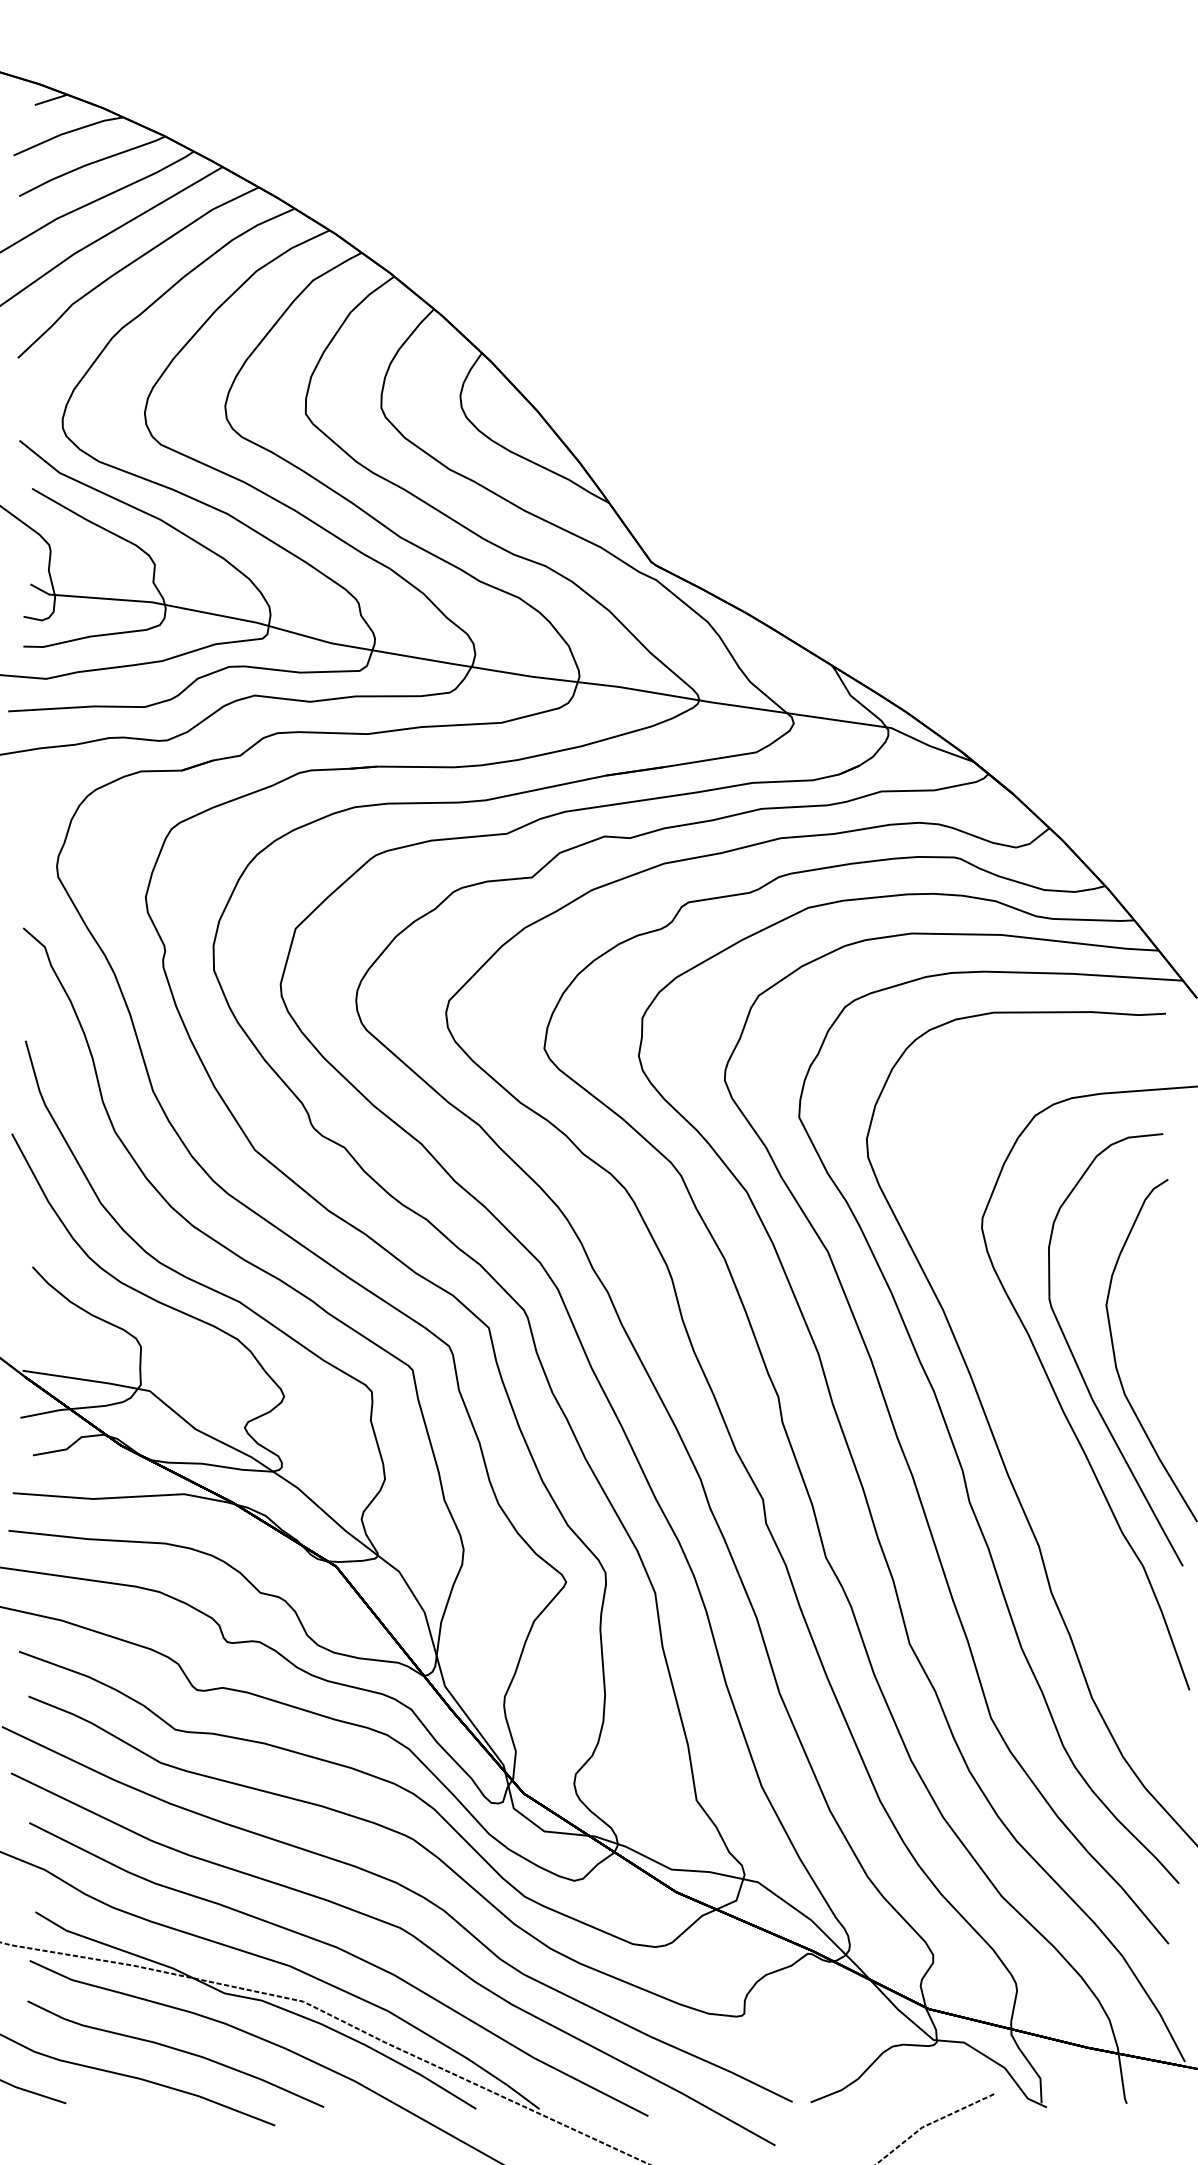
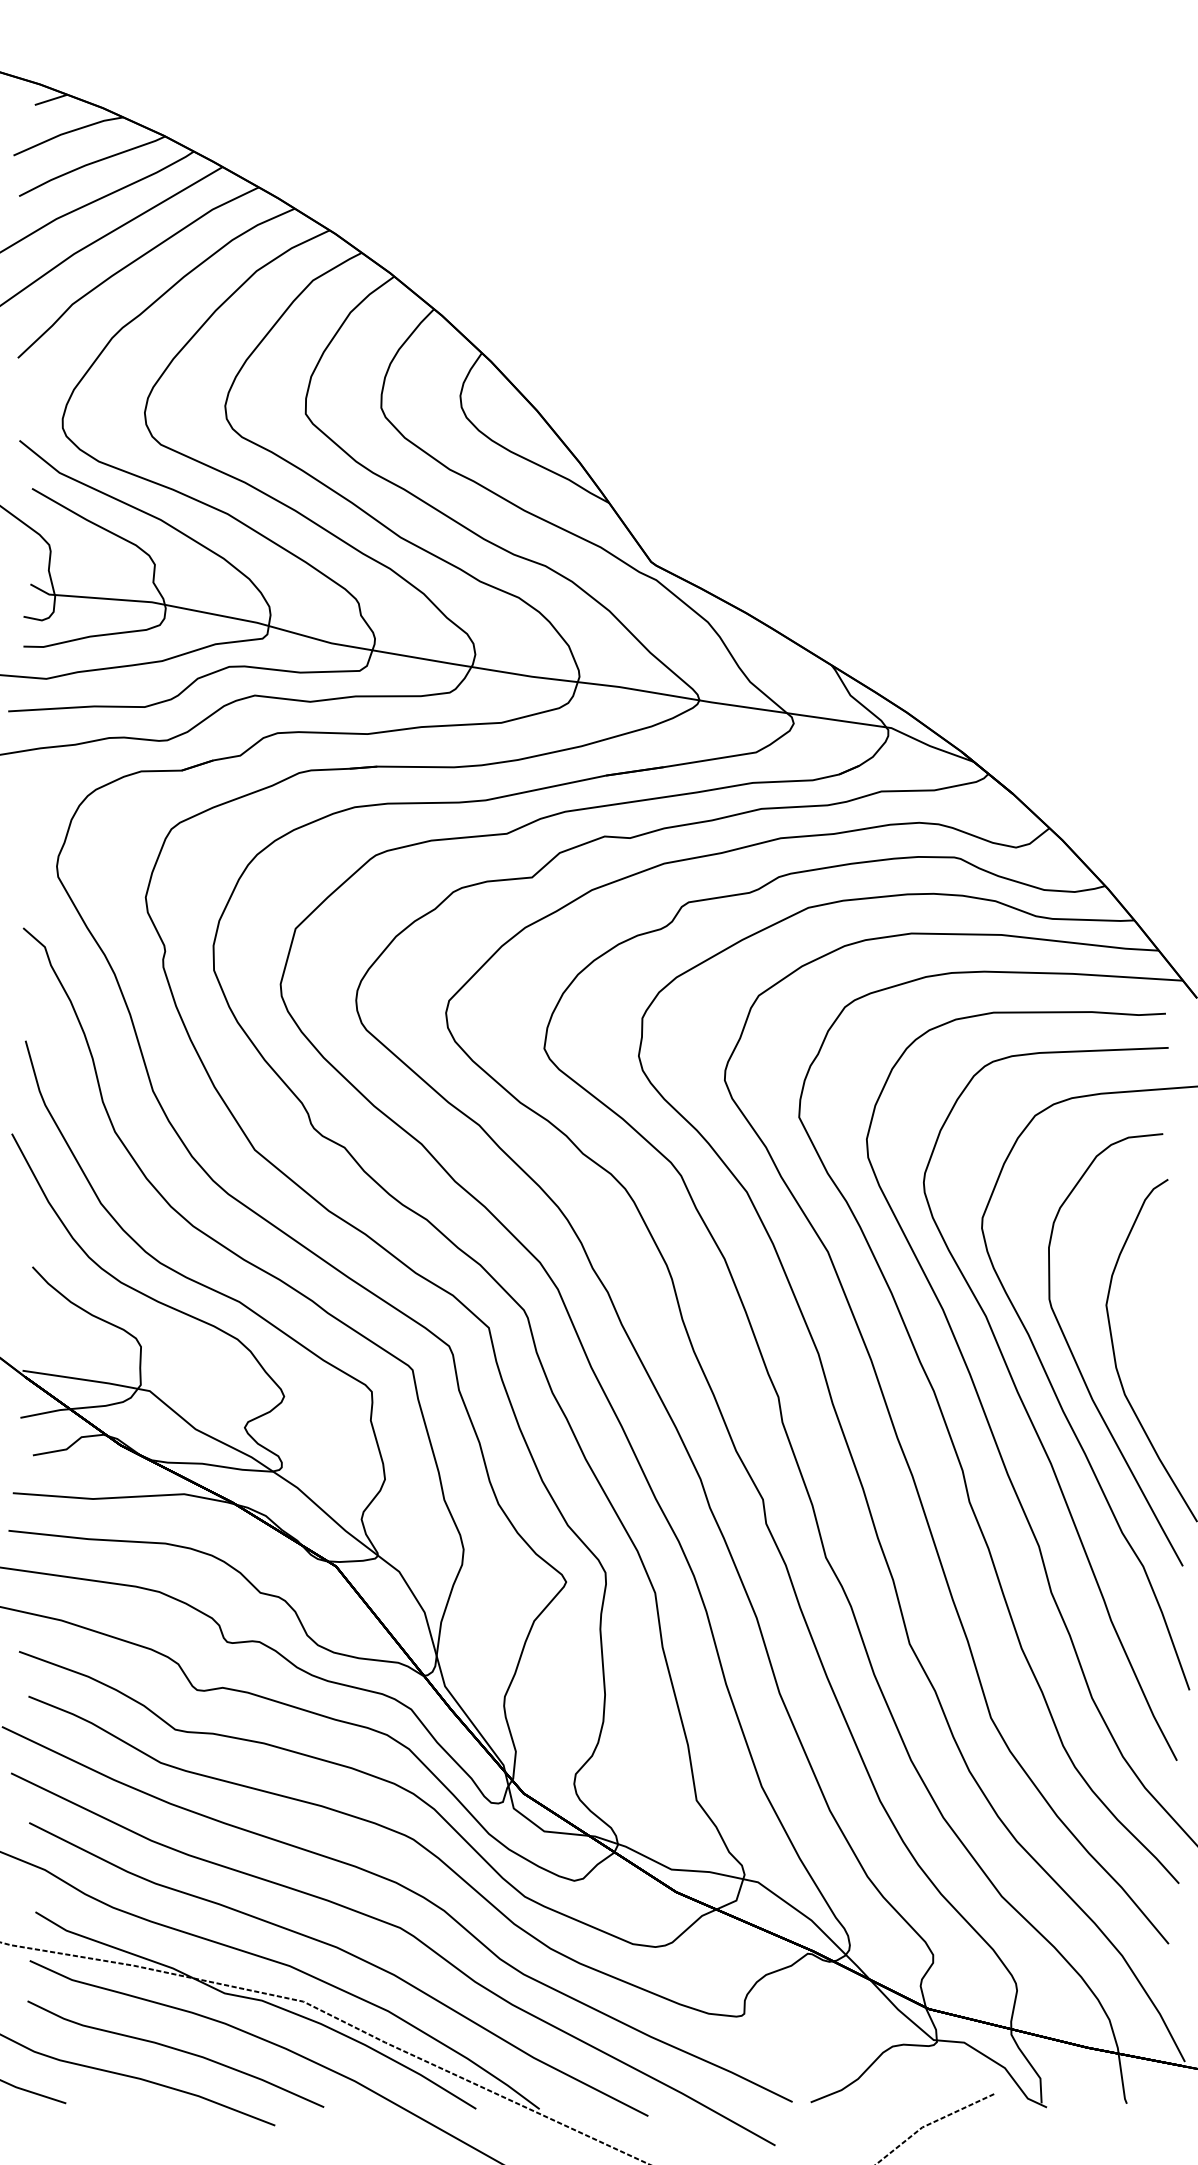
curve: none -> present (1029, 1414)
